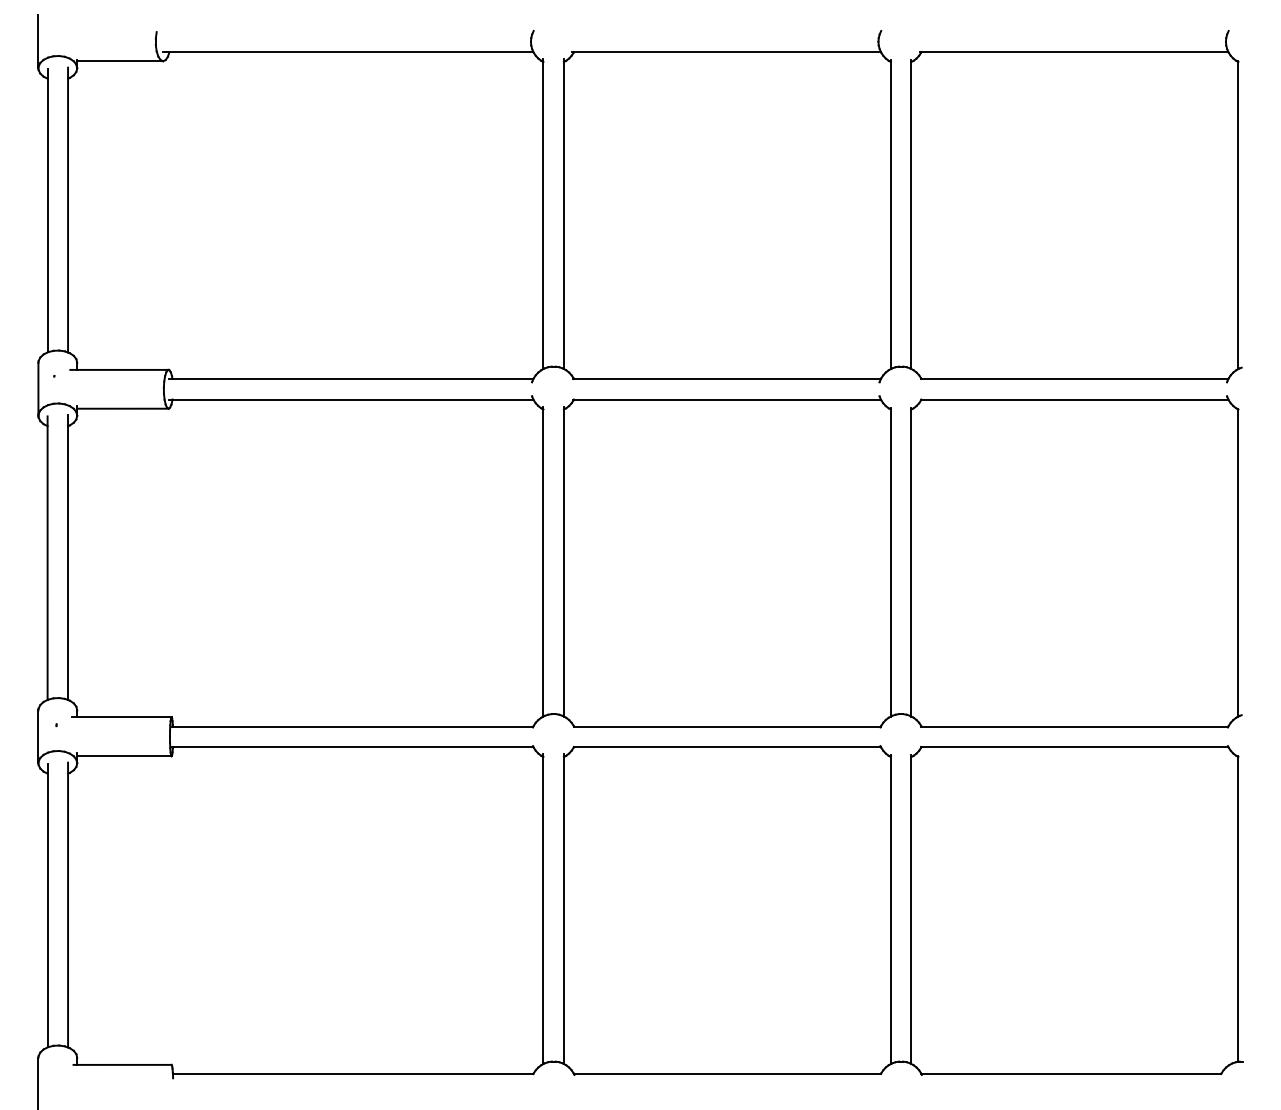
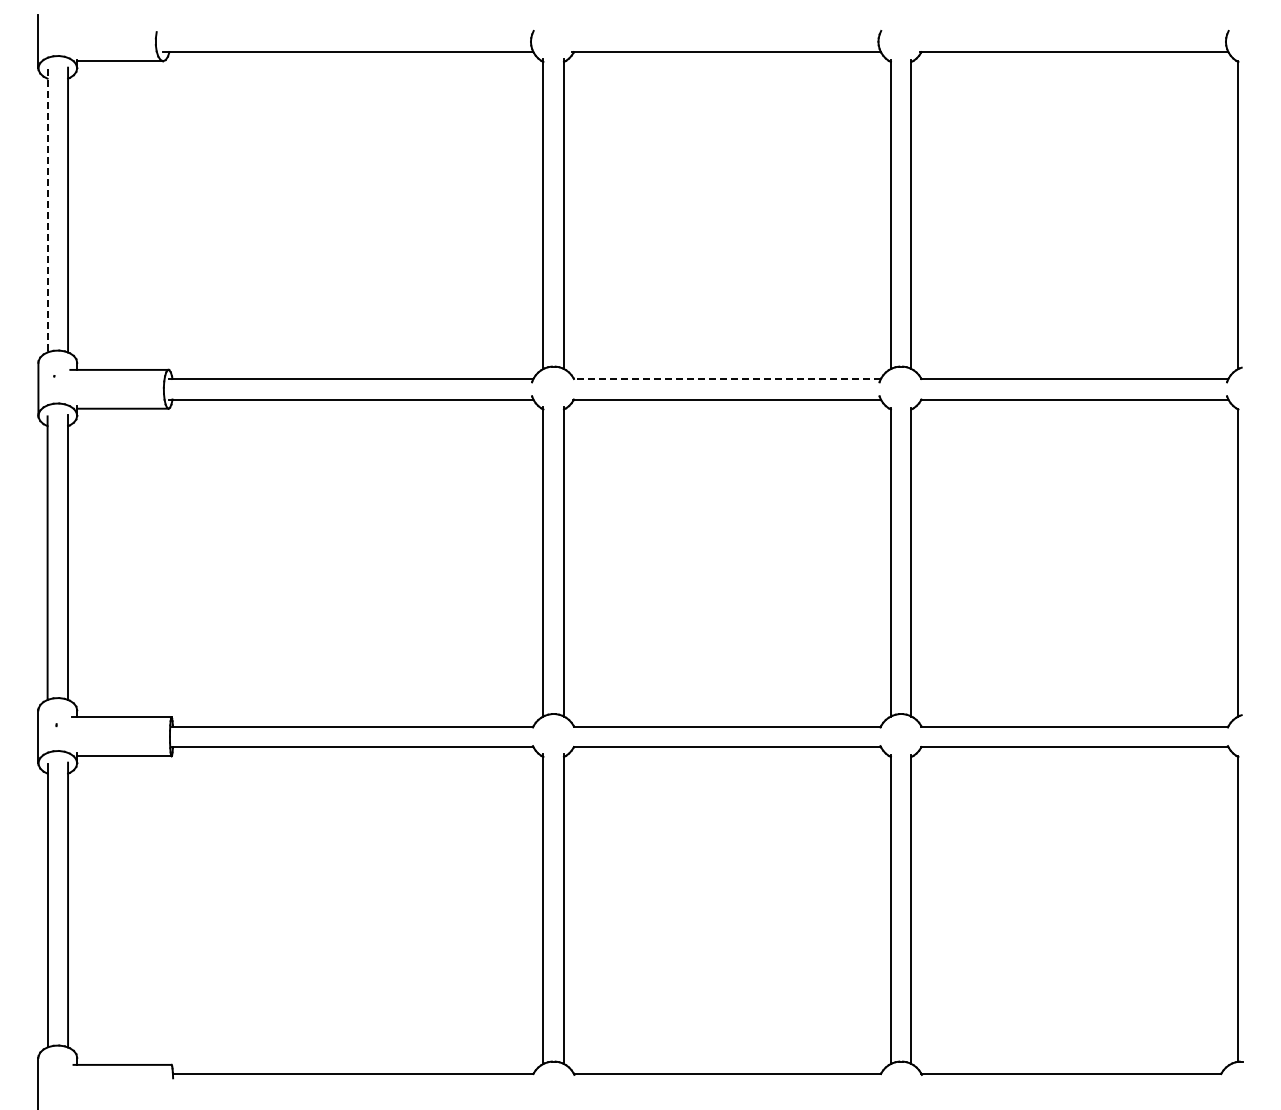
line: solid -> dashed (47, 210)
line: solid -> dashed (727, 379)
